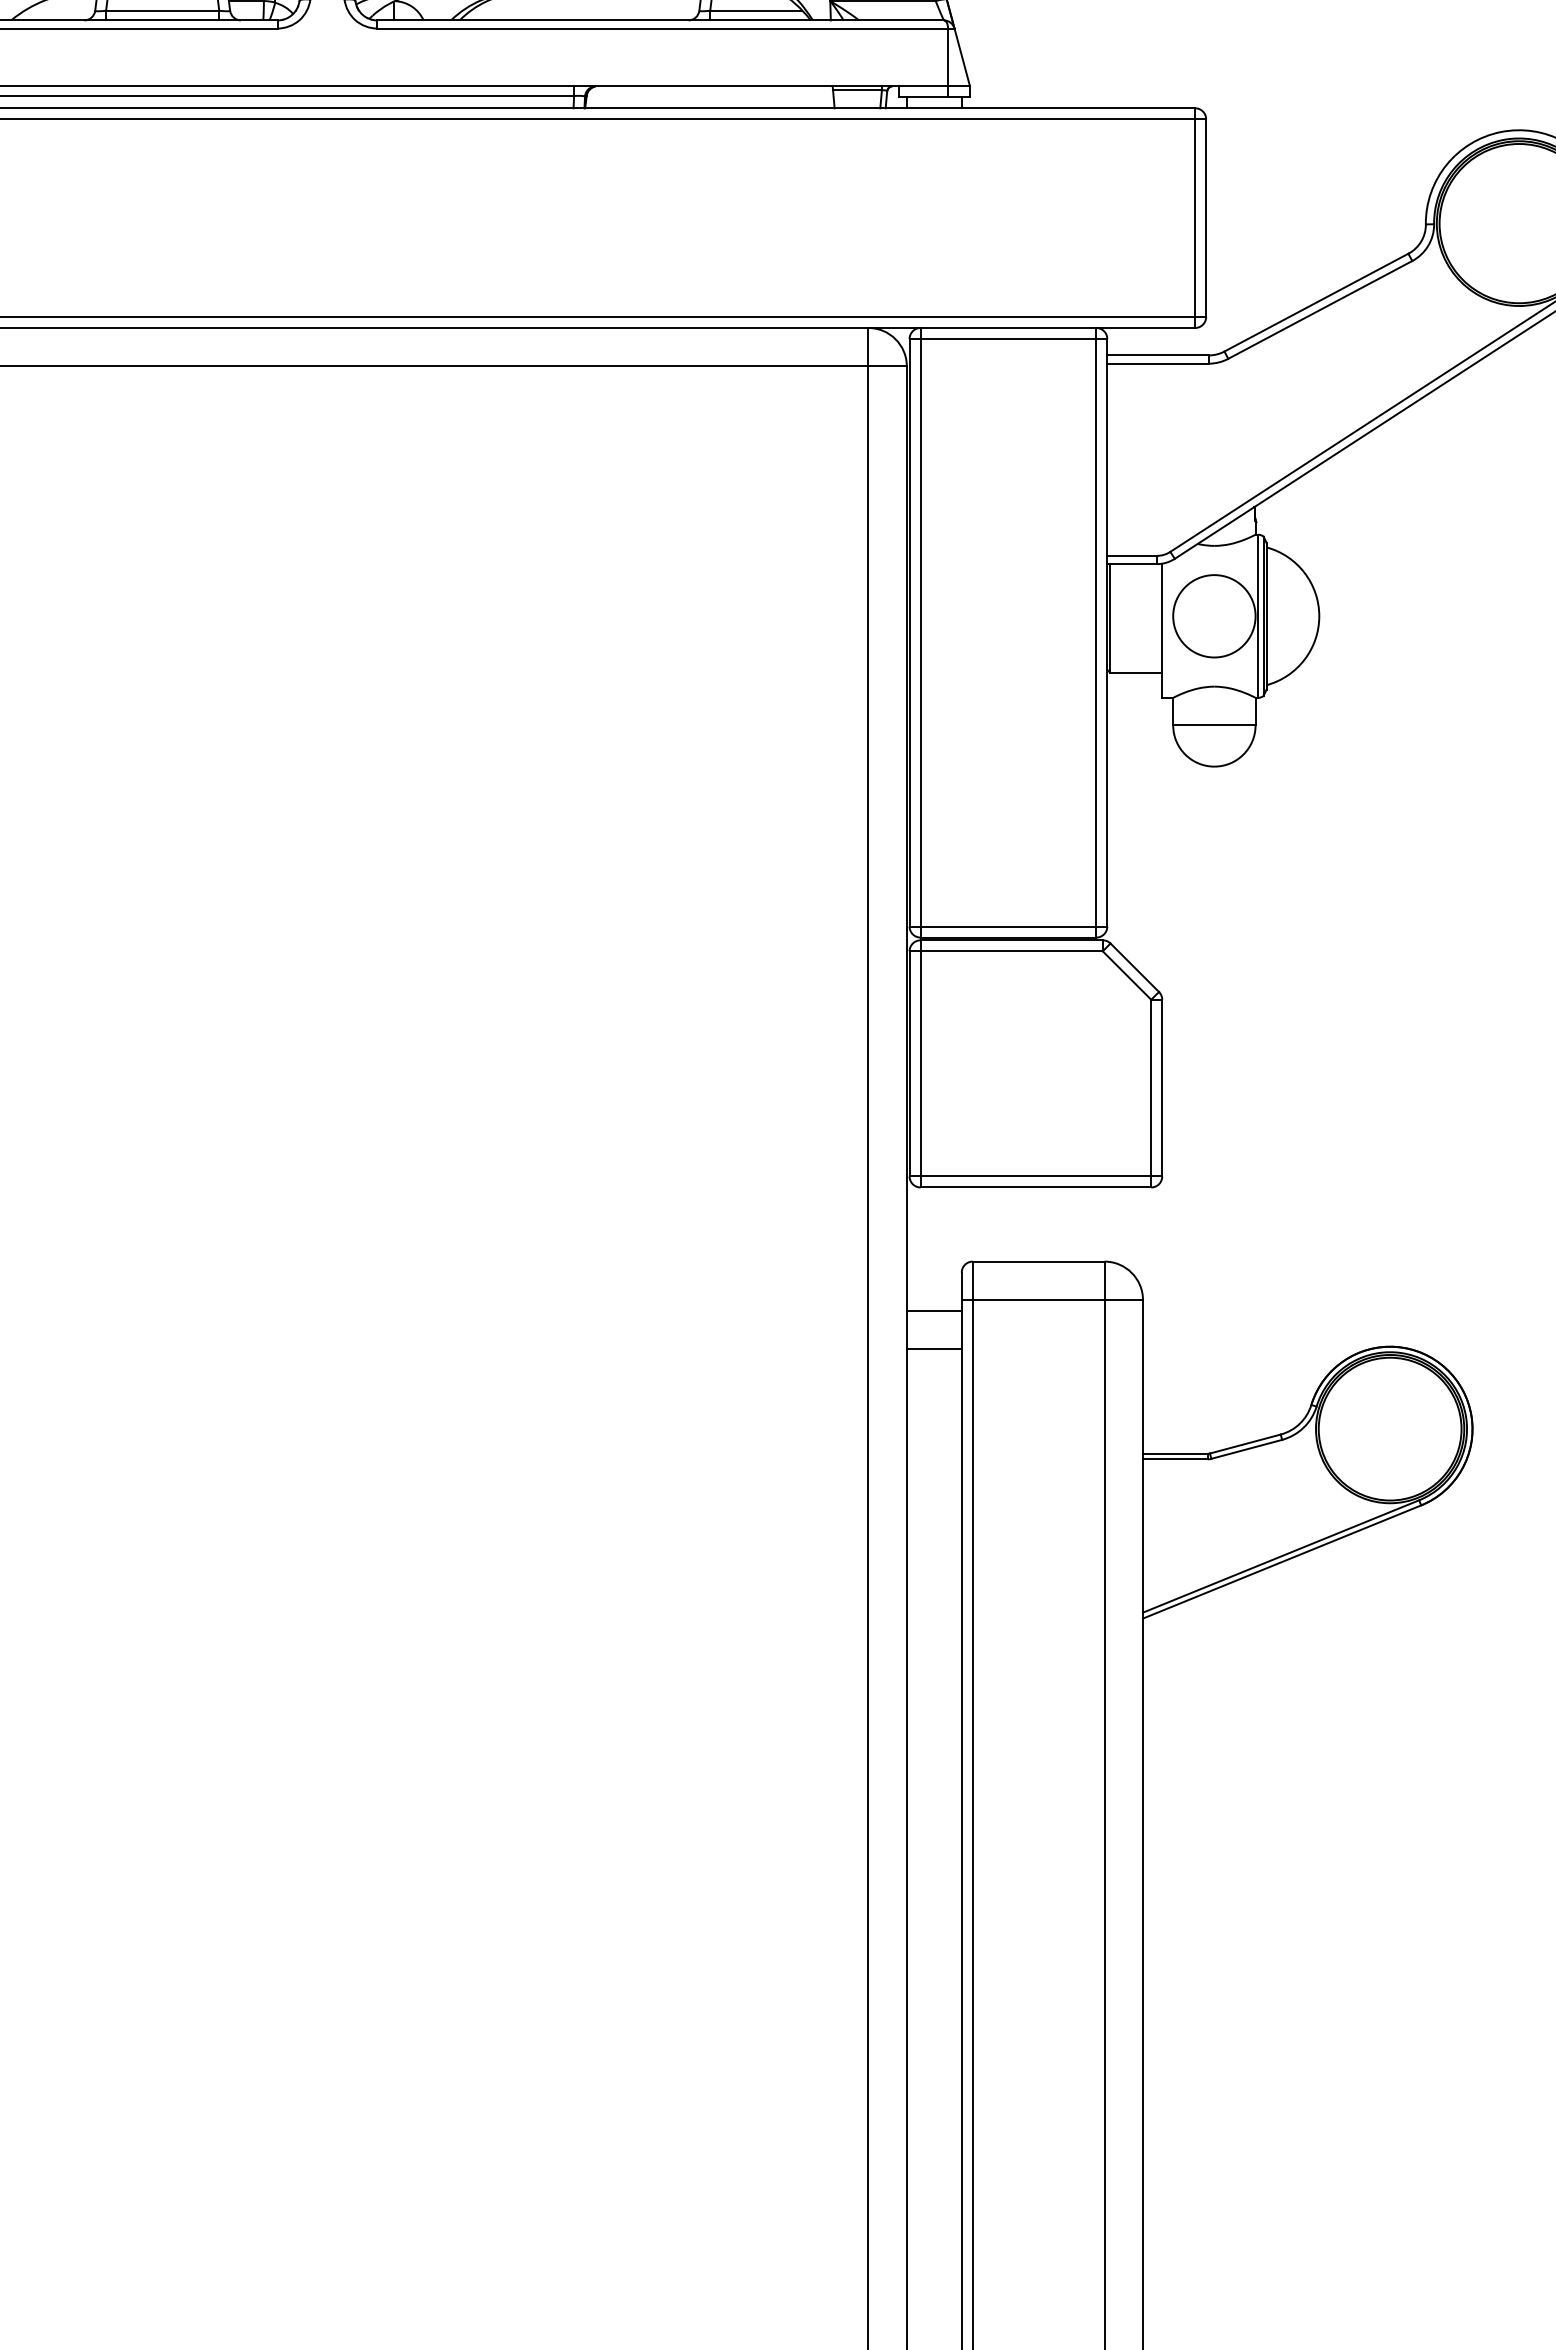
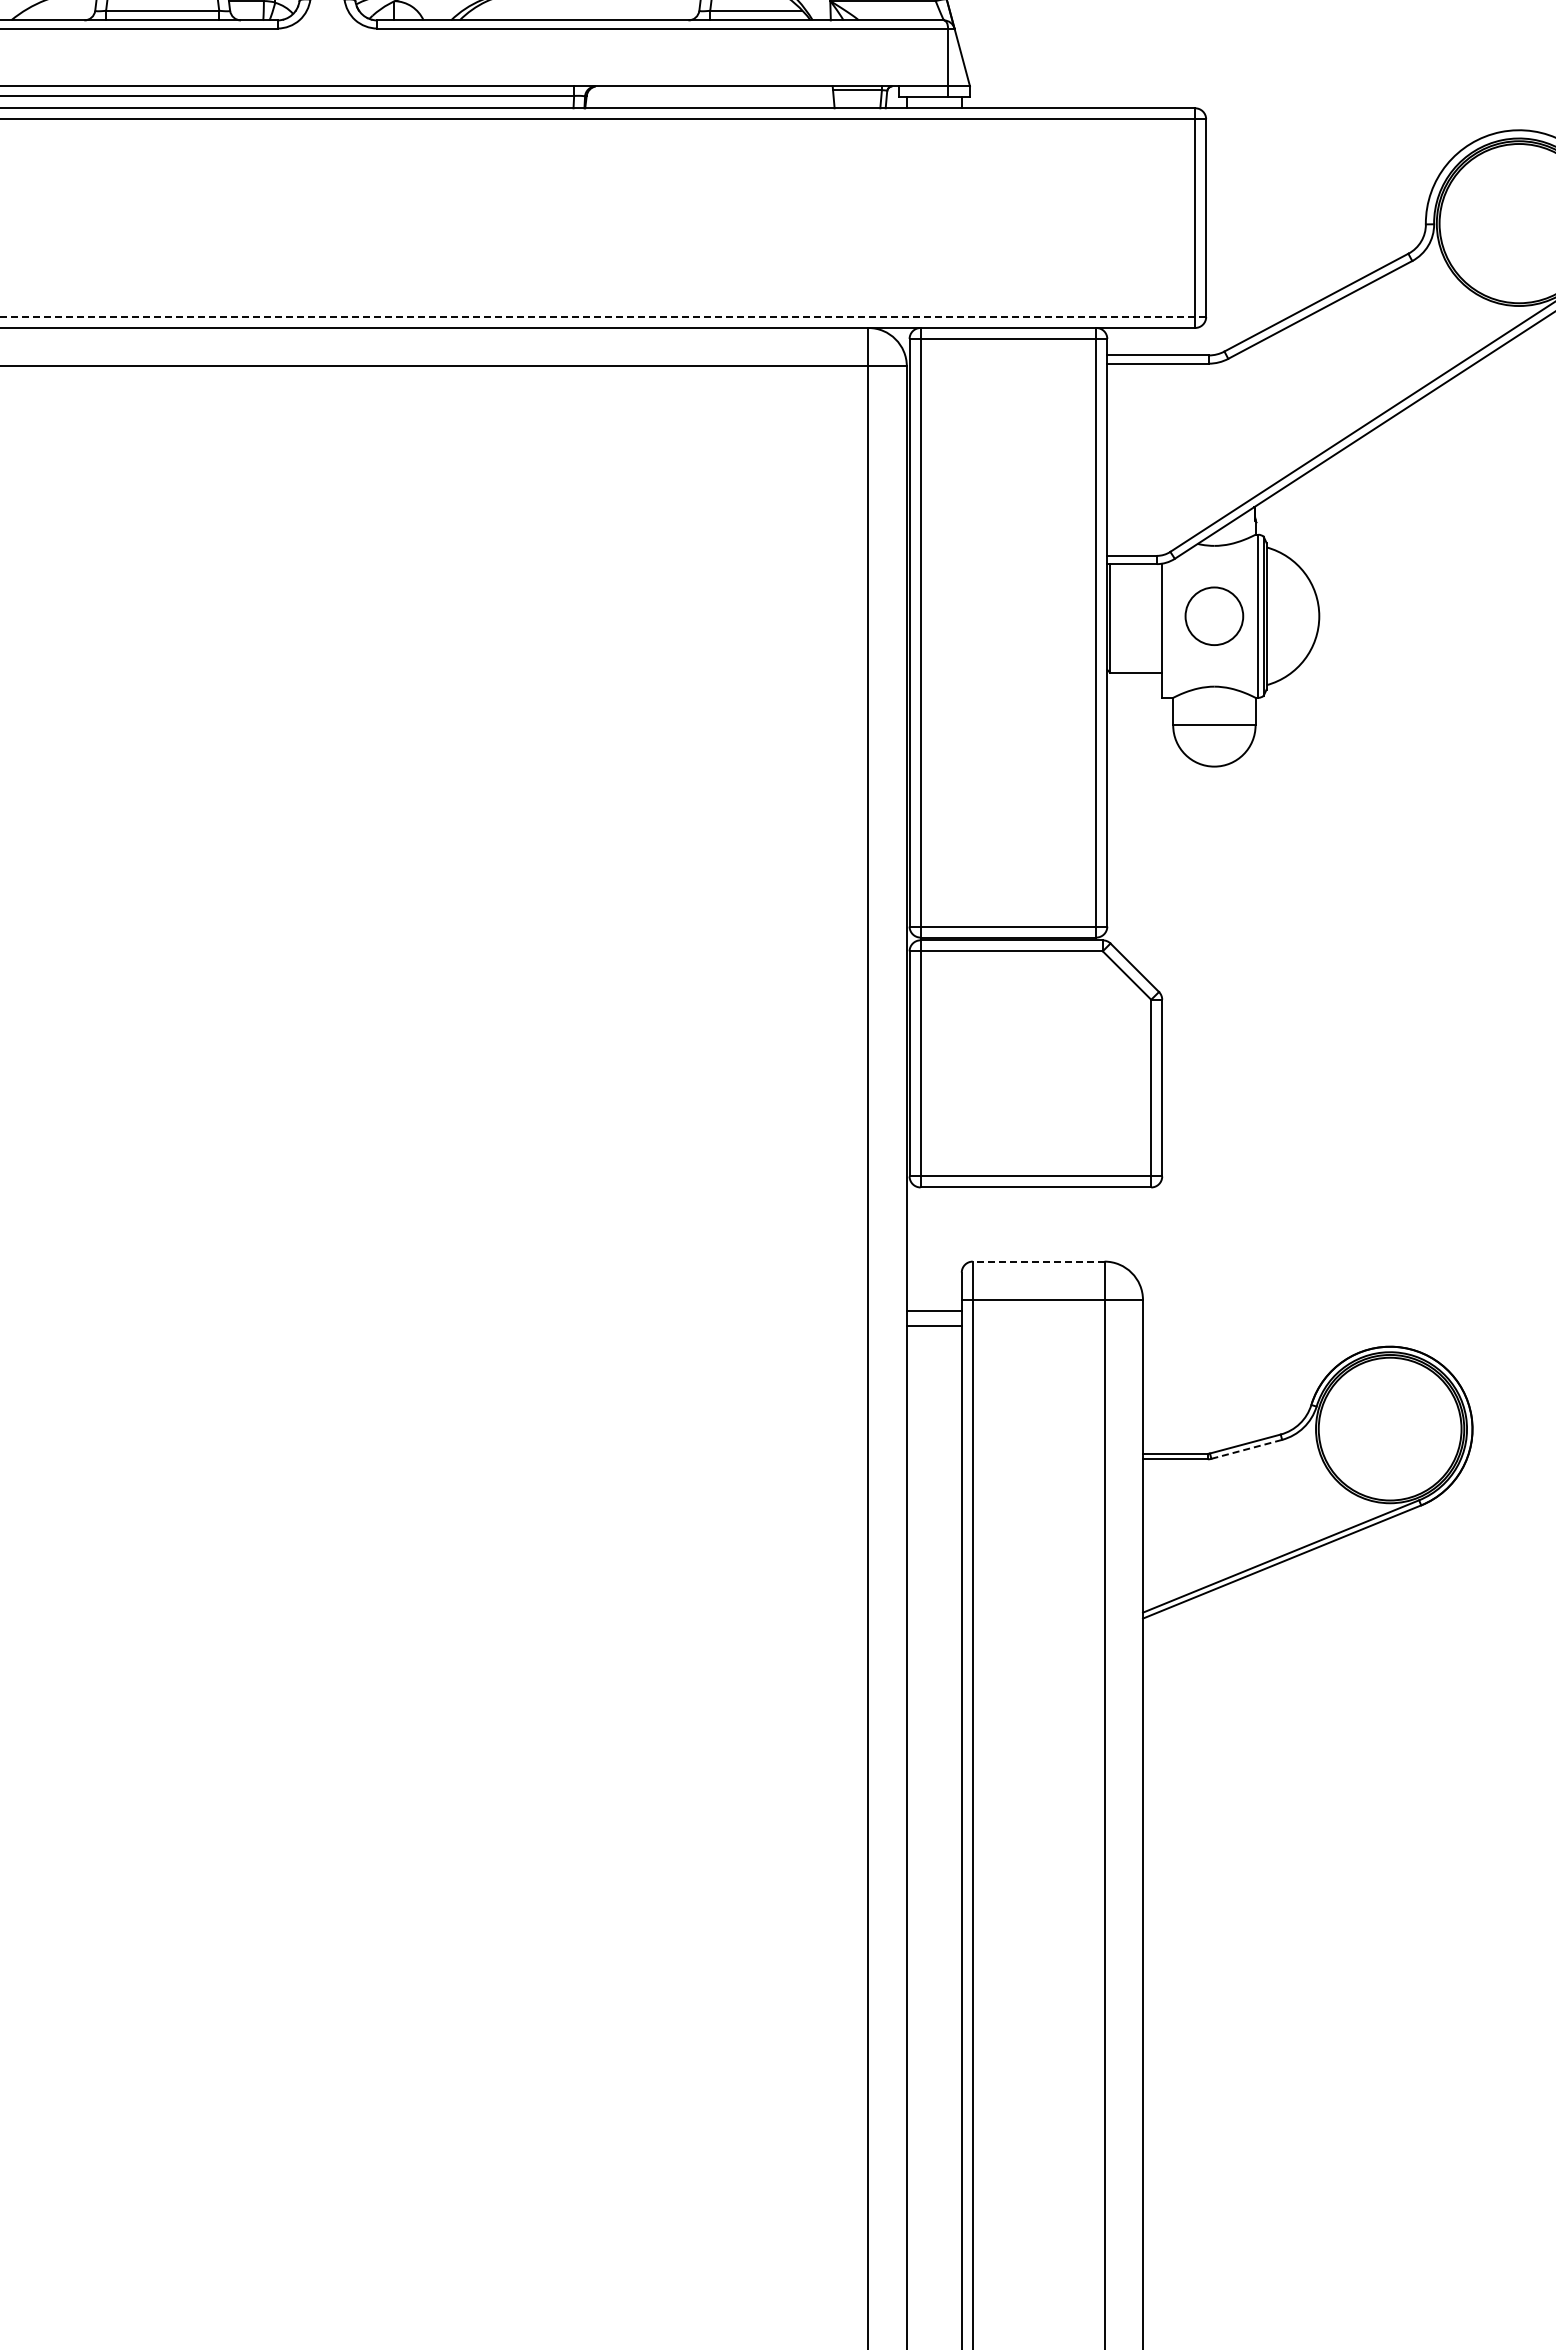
line: solid -> dashed (603, 317)
circle diameter: 82 px -> 58 px (1214, 616)
line: solid -> dashed (1038, 1261)
line position: (933, 1349) -> (933, 1326) (933, 1326)
line: solid -> dashed (1246, 1449)
